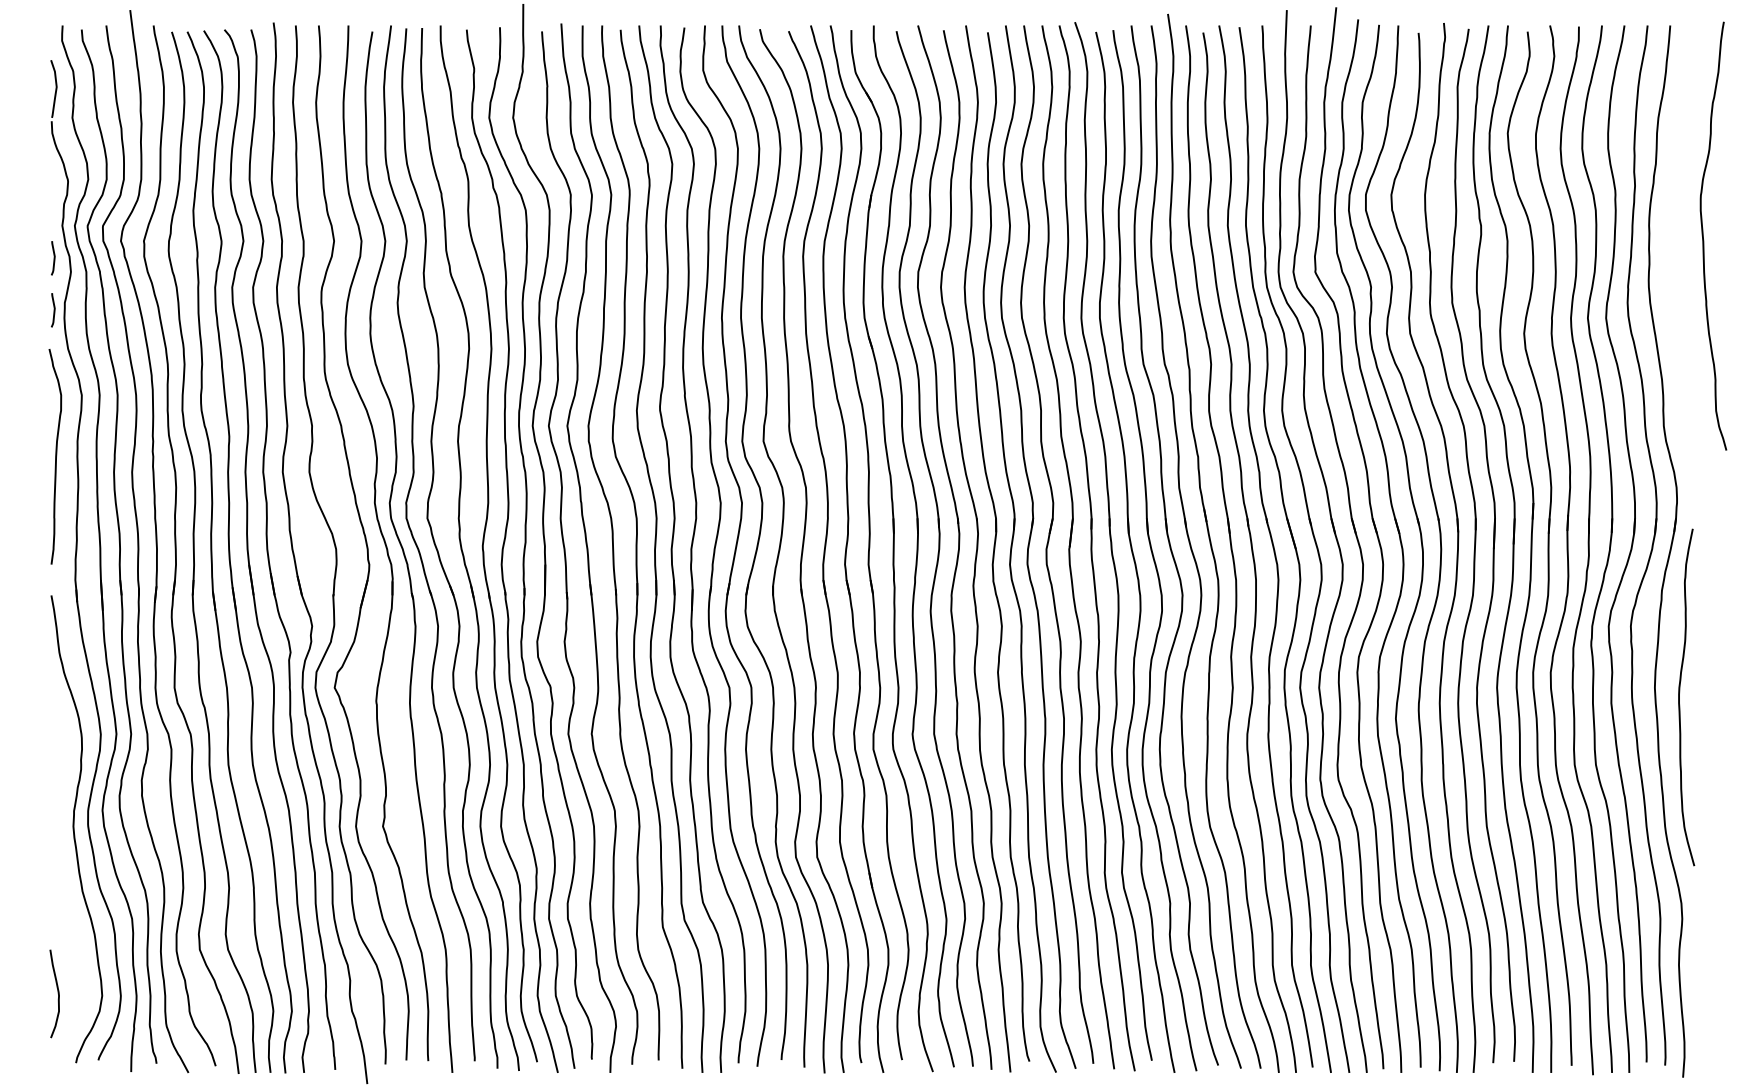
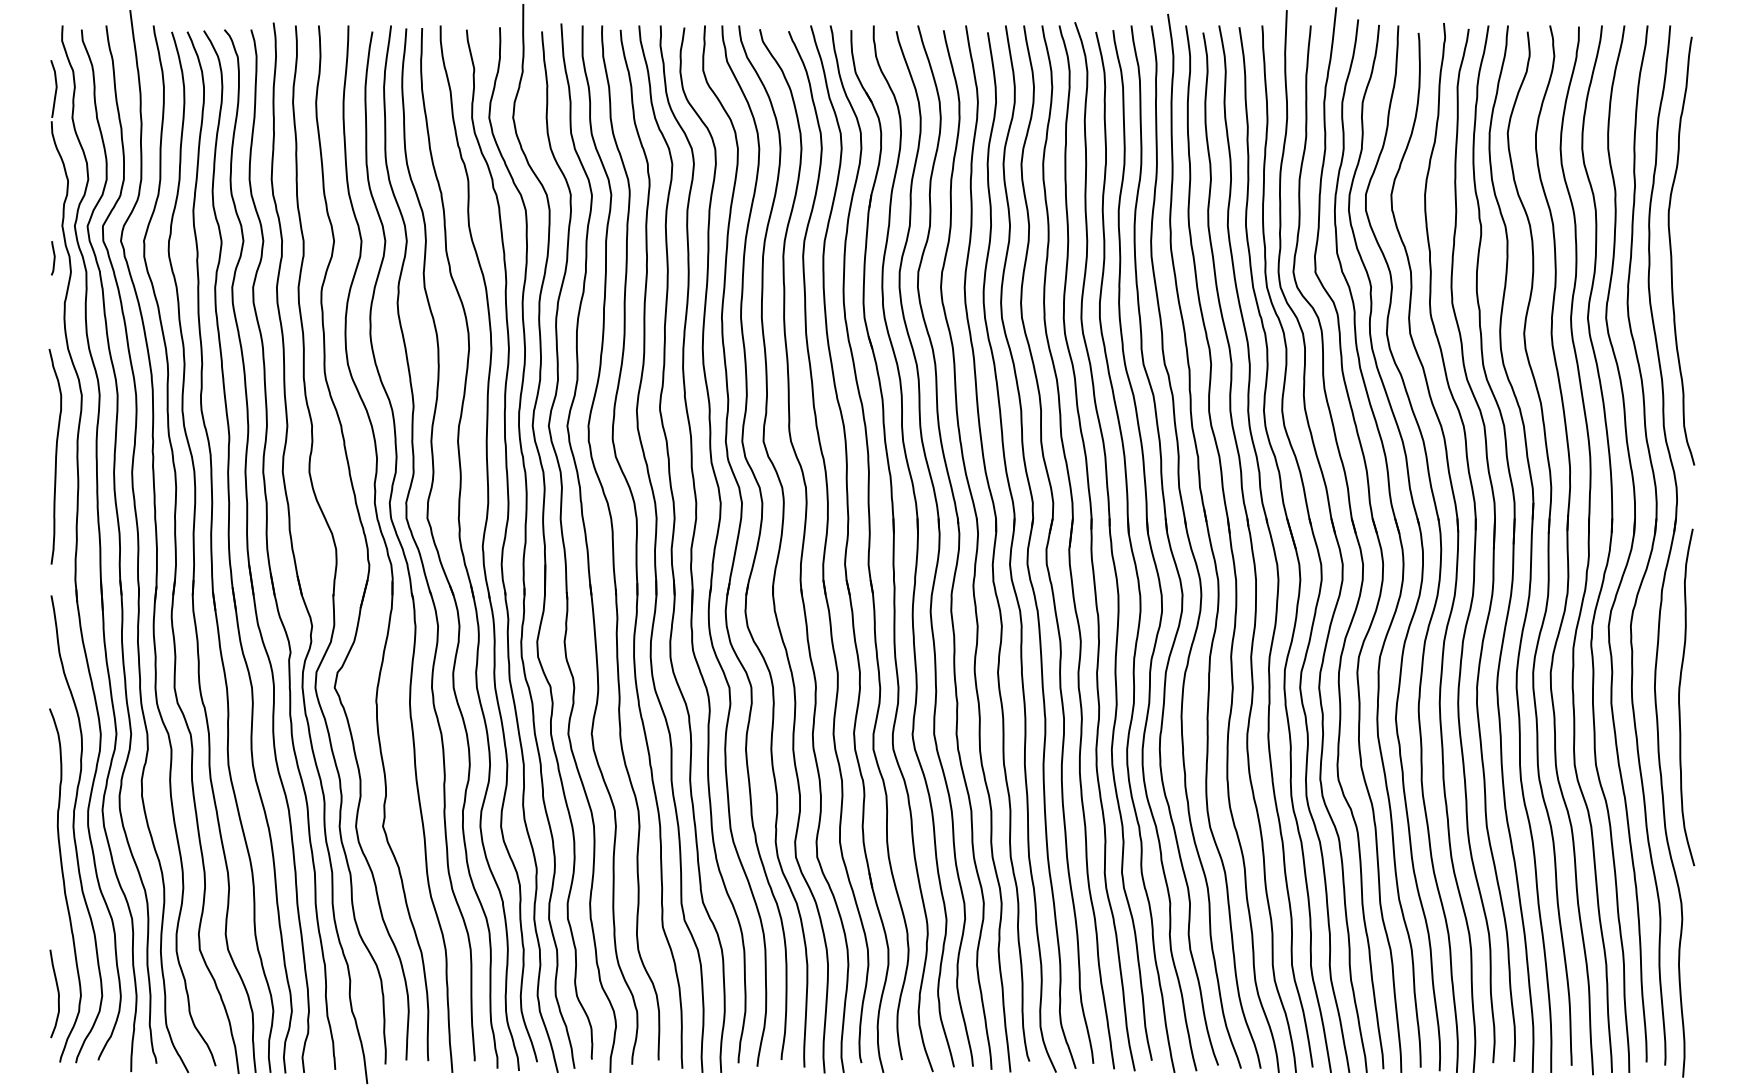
curve position: (1703, 235) -> (1671, 250) (1671, 250)
curve: present -> none (53, 310)
curve: none -> present (65, 885)
